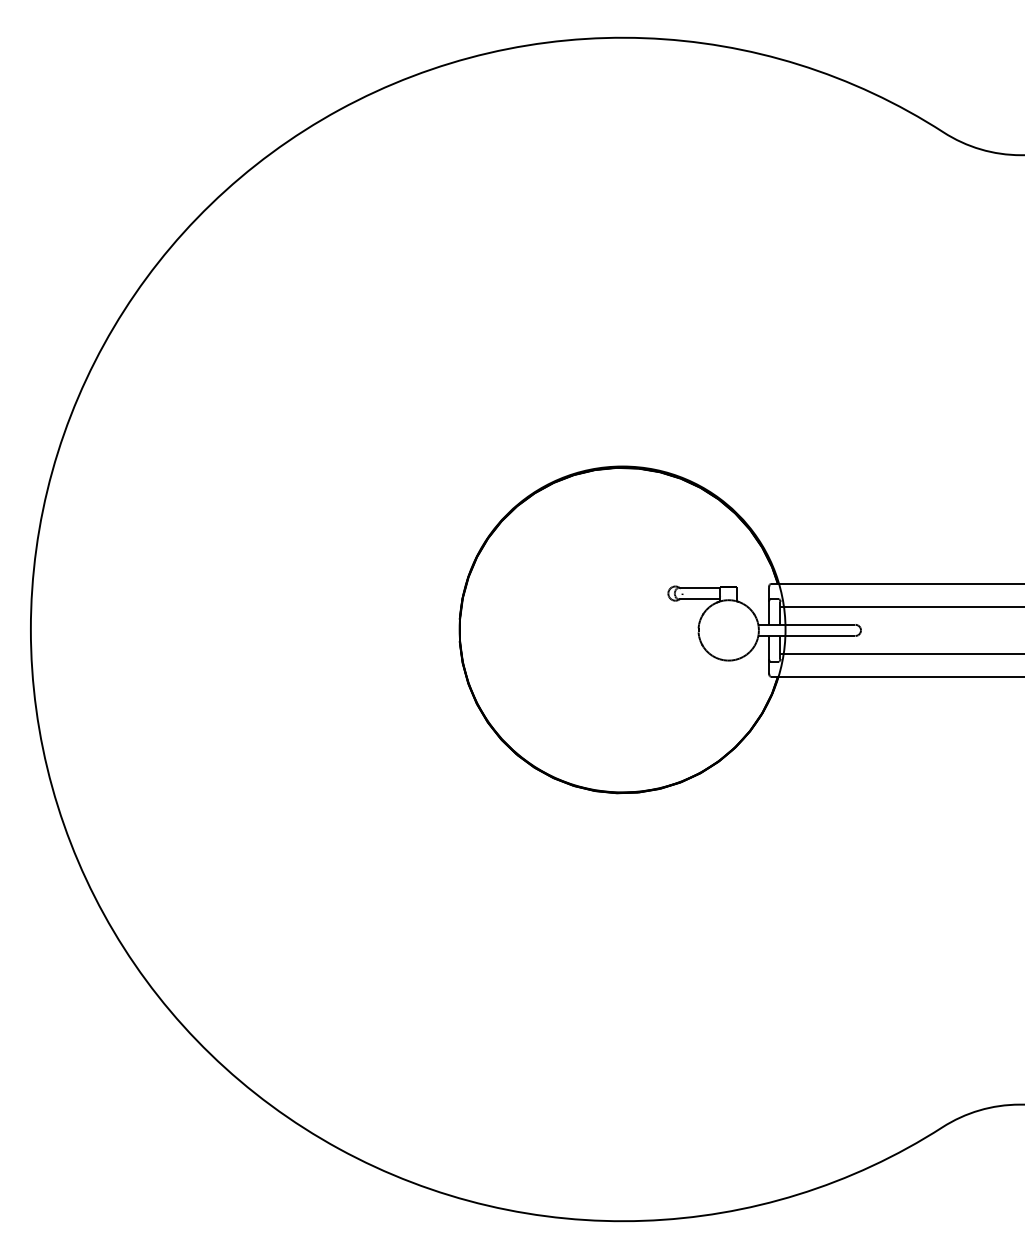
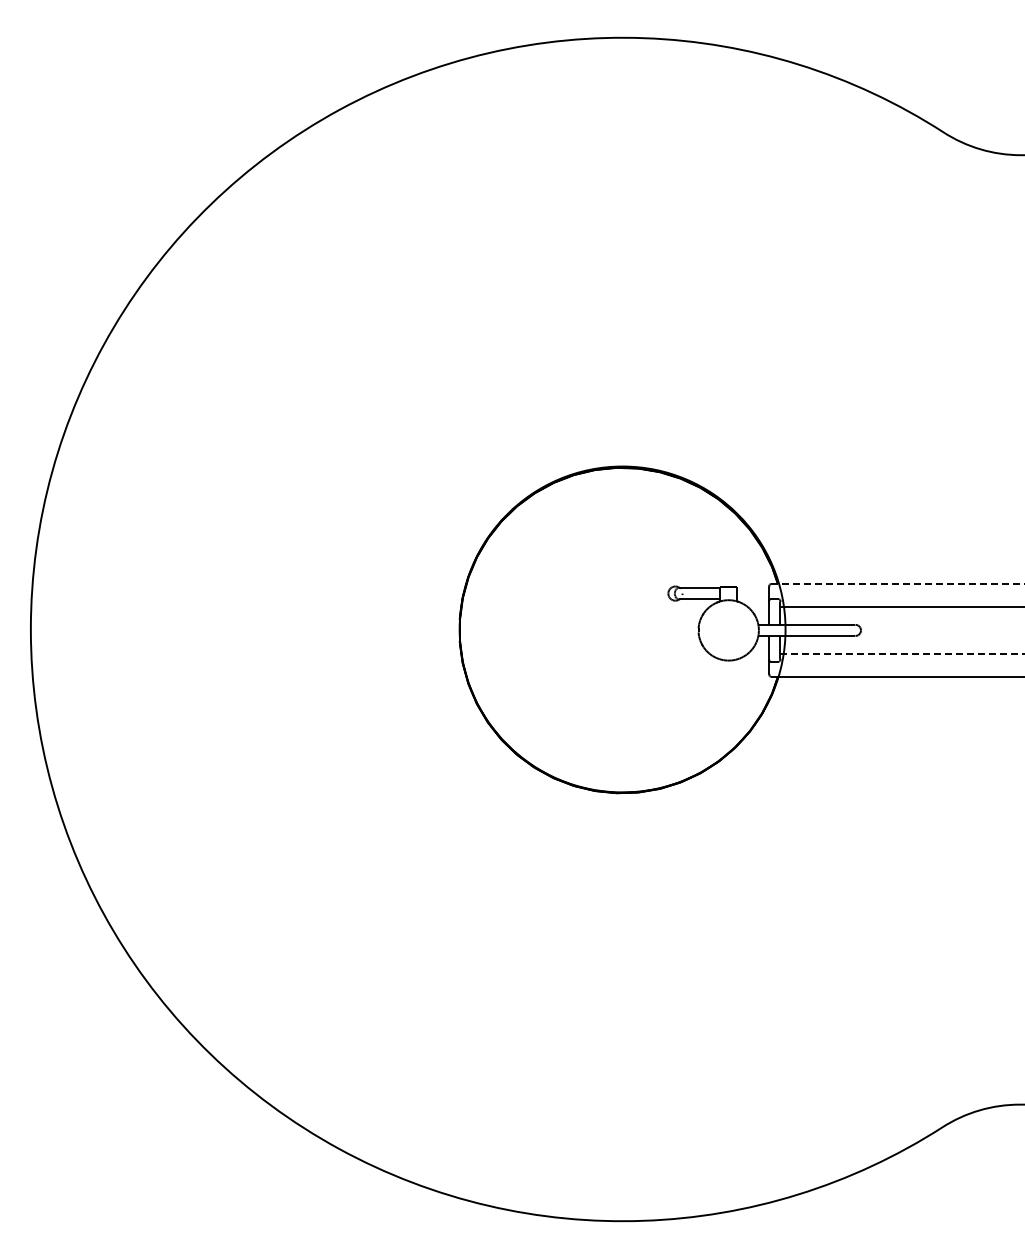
line: solid -> dashed (897, 584)
line: solid -> dashed (903, 654)
